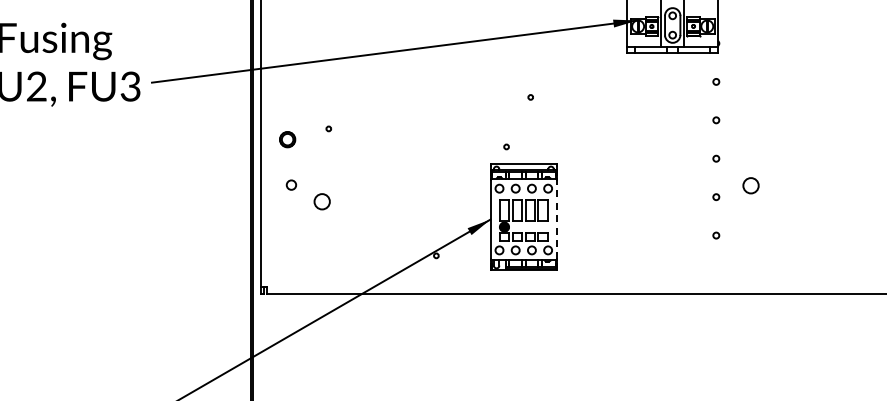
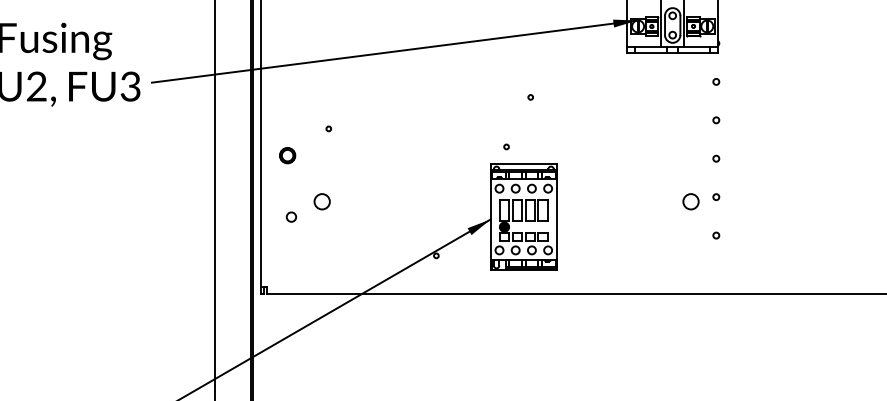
part position: (287, 139) -> (287, 155) (287, 155)
circle position: (291, 184) -> (291, 216) (291, 216)
circle position: (750, 185) -> (690, 201) (690, 201)
line: none -> present (214, 199)
line: dashed -> solid (557, 219)
